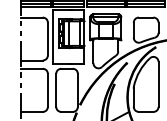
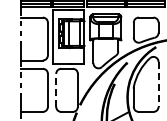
line: solid -> dashed (158, 84)
line: solid -> dashed (56, 89)
